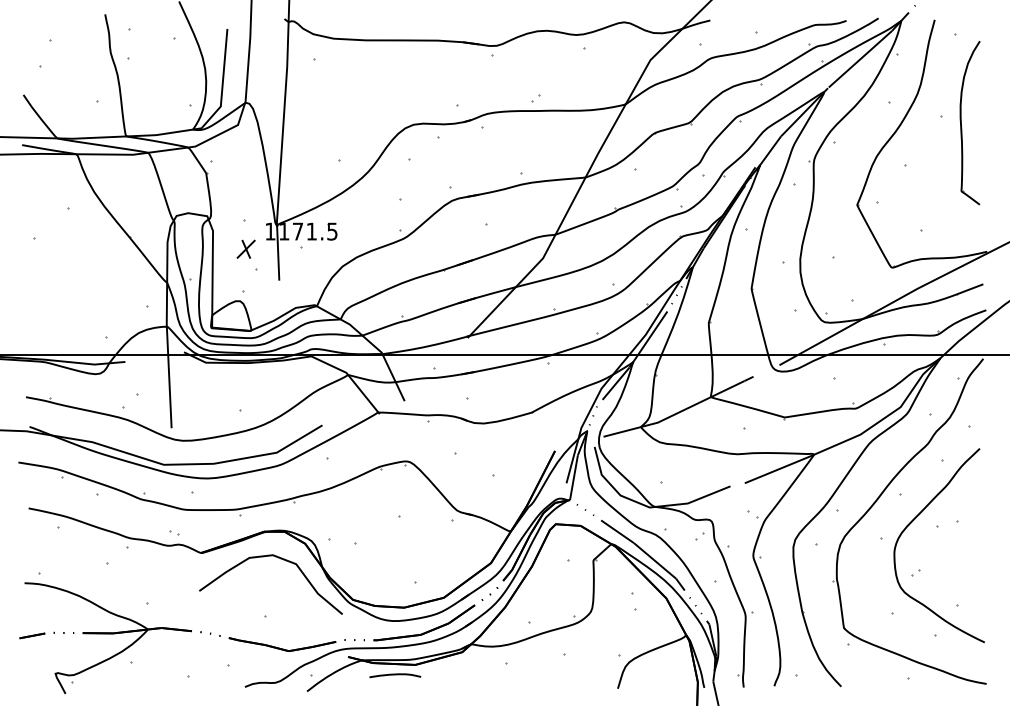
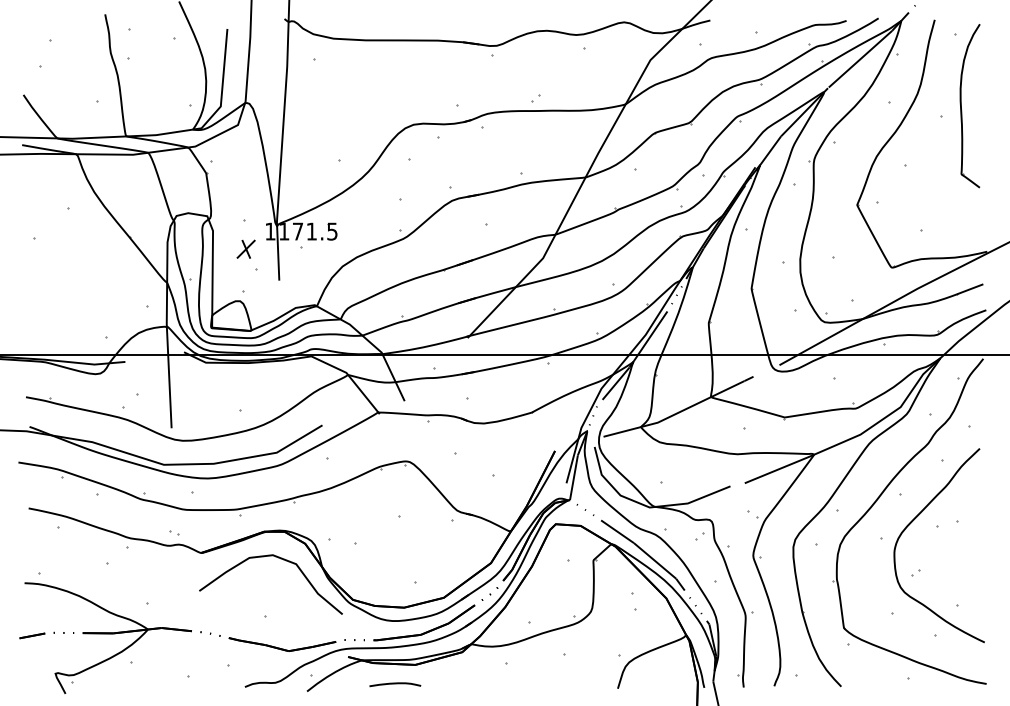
part position: (961, 123) -> (961, 106) (961, 106)
curve position: (395, 675) -> (395, 684) (395, 684)
